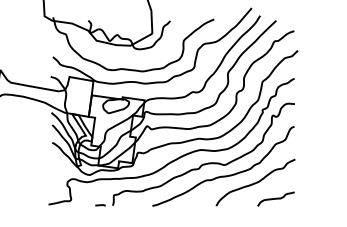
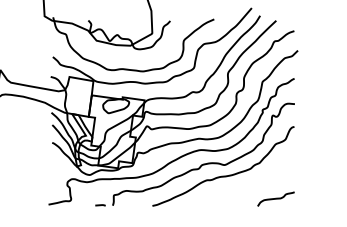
curve: present -> none (255, 182)
